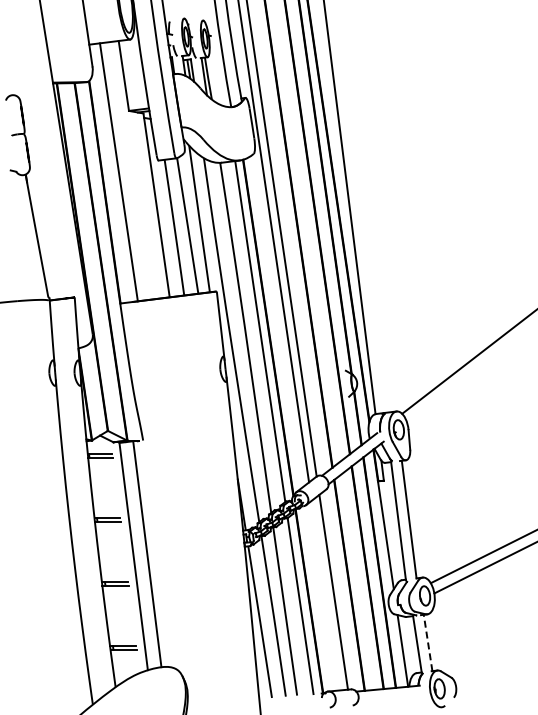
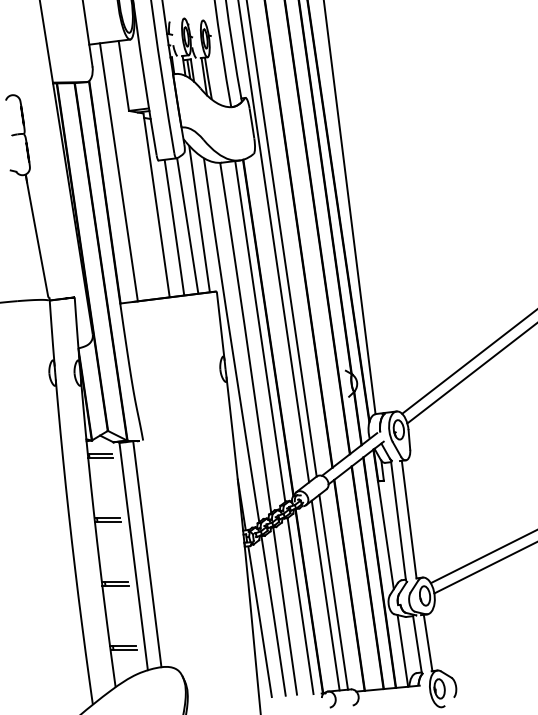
line: none -> present (470, 374)
line: none -> present (325, 595)
line: dashed -> solid (428, 642)
